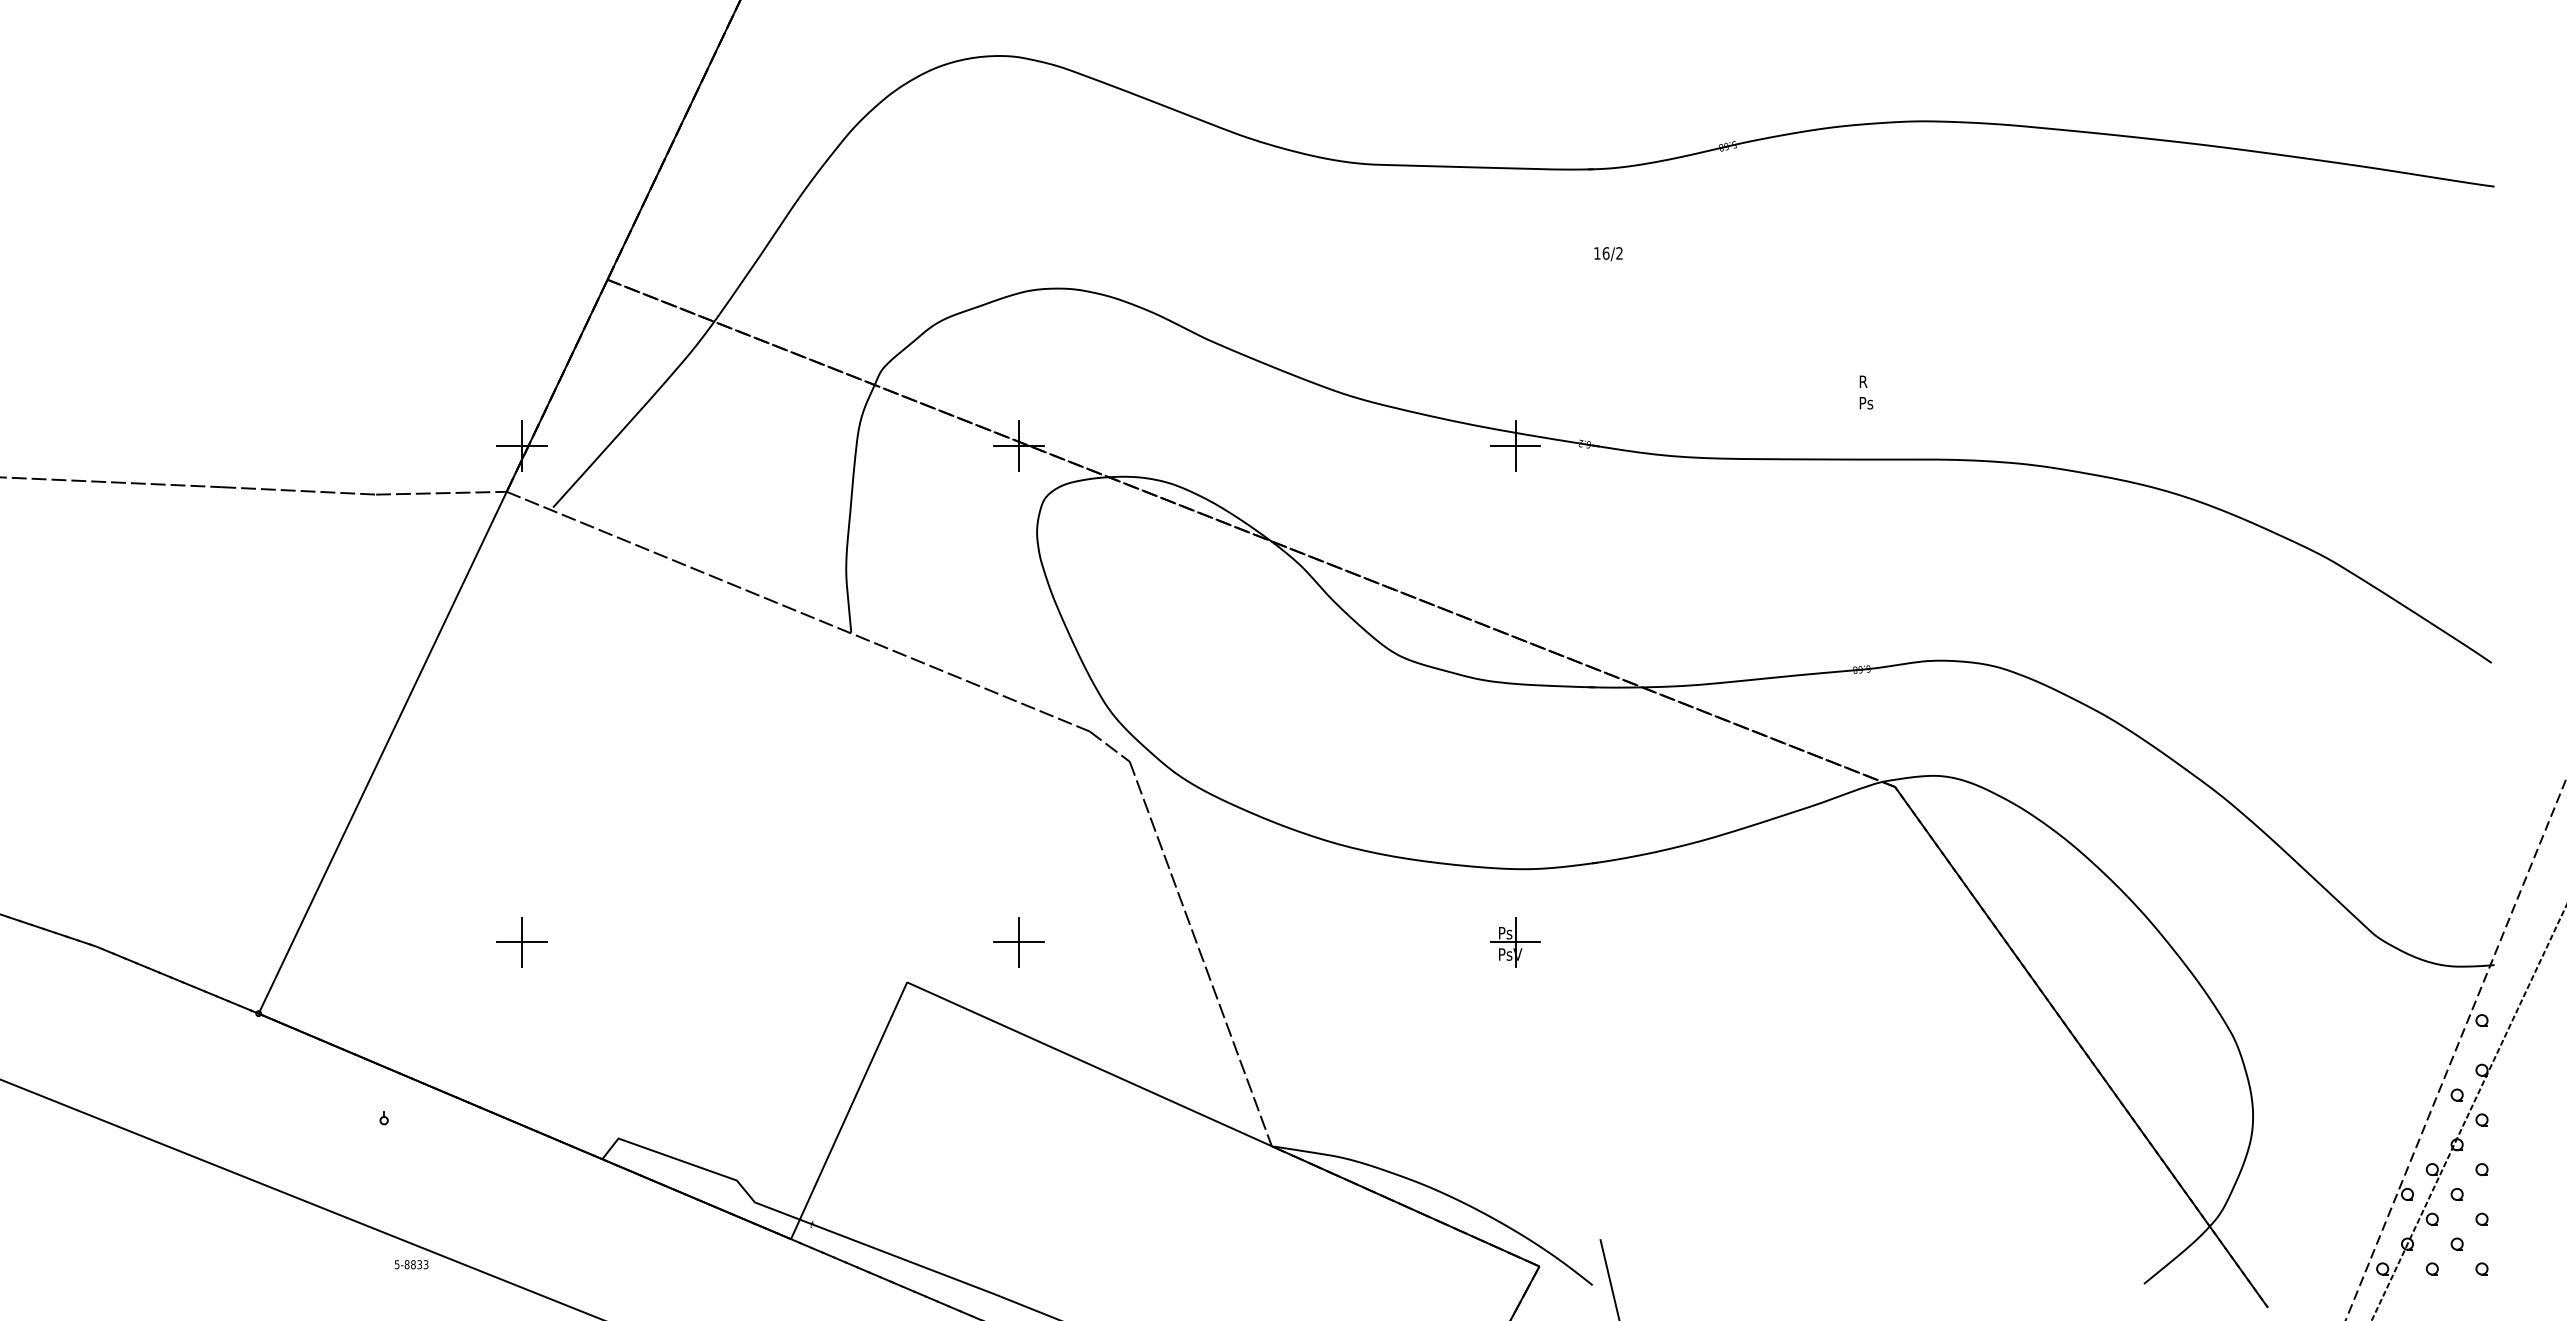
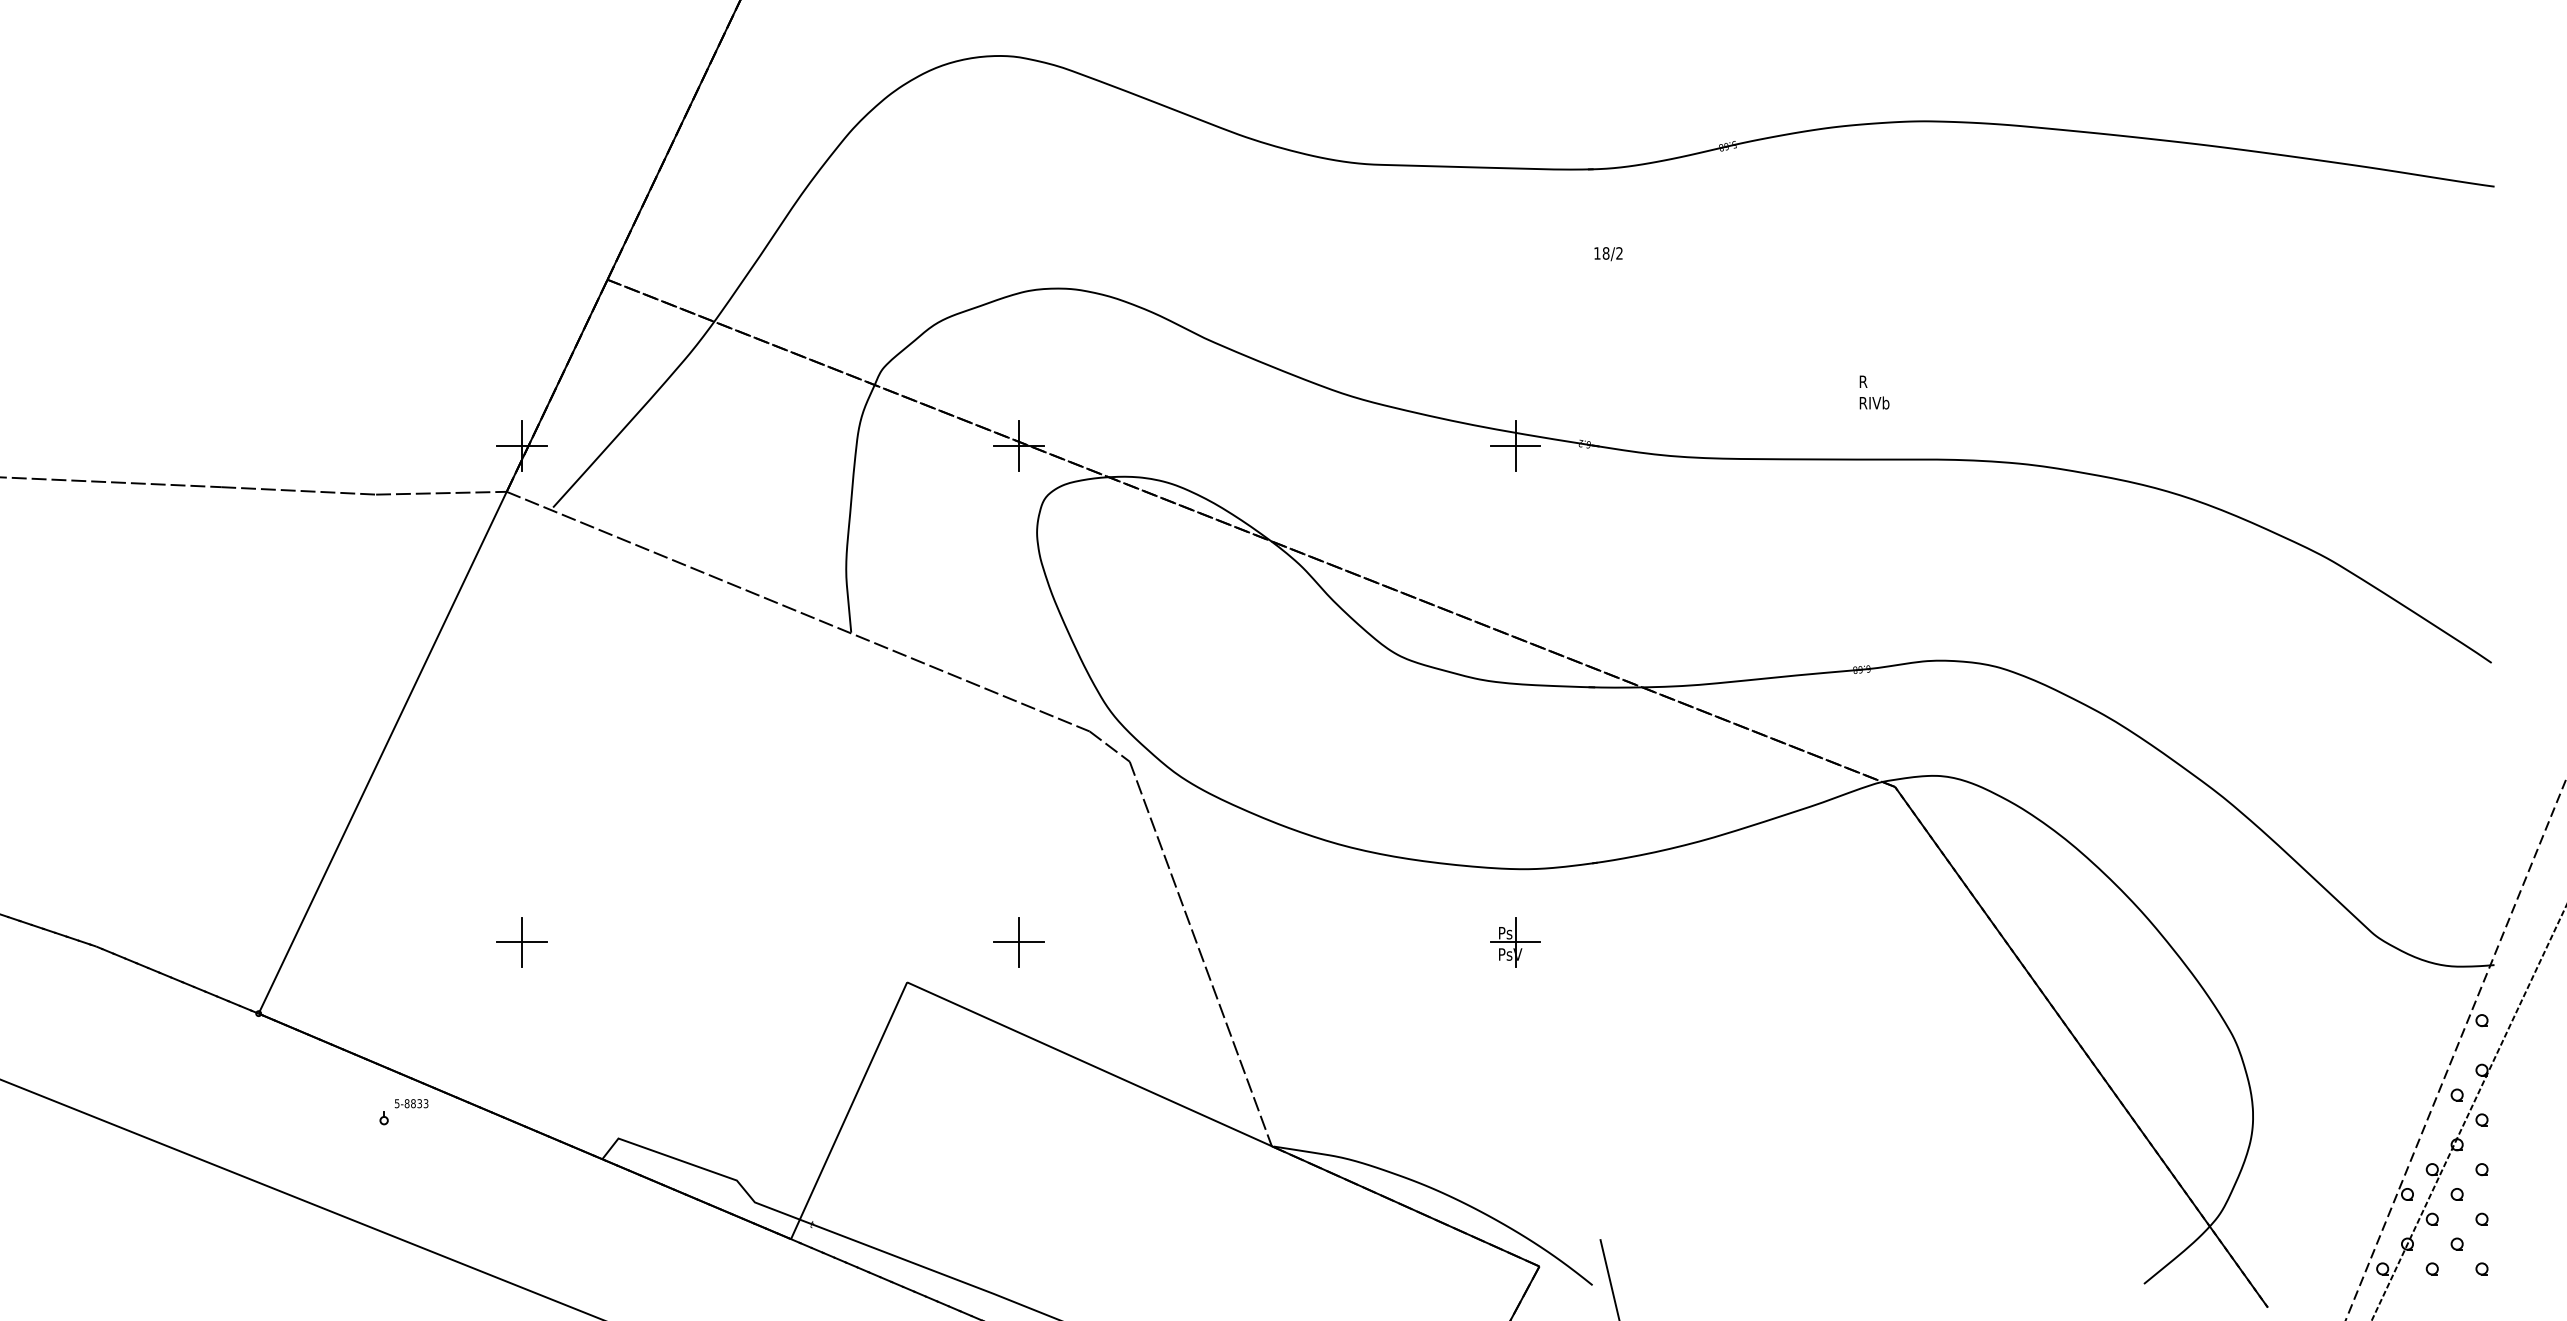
text: 16/2 -> 18/2 (1605, 253)
text: Ps -> RIVb (1875, 402)
text position: (411, 1264) -> (411, 1103) (411, 1103)
